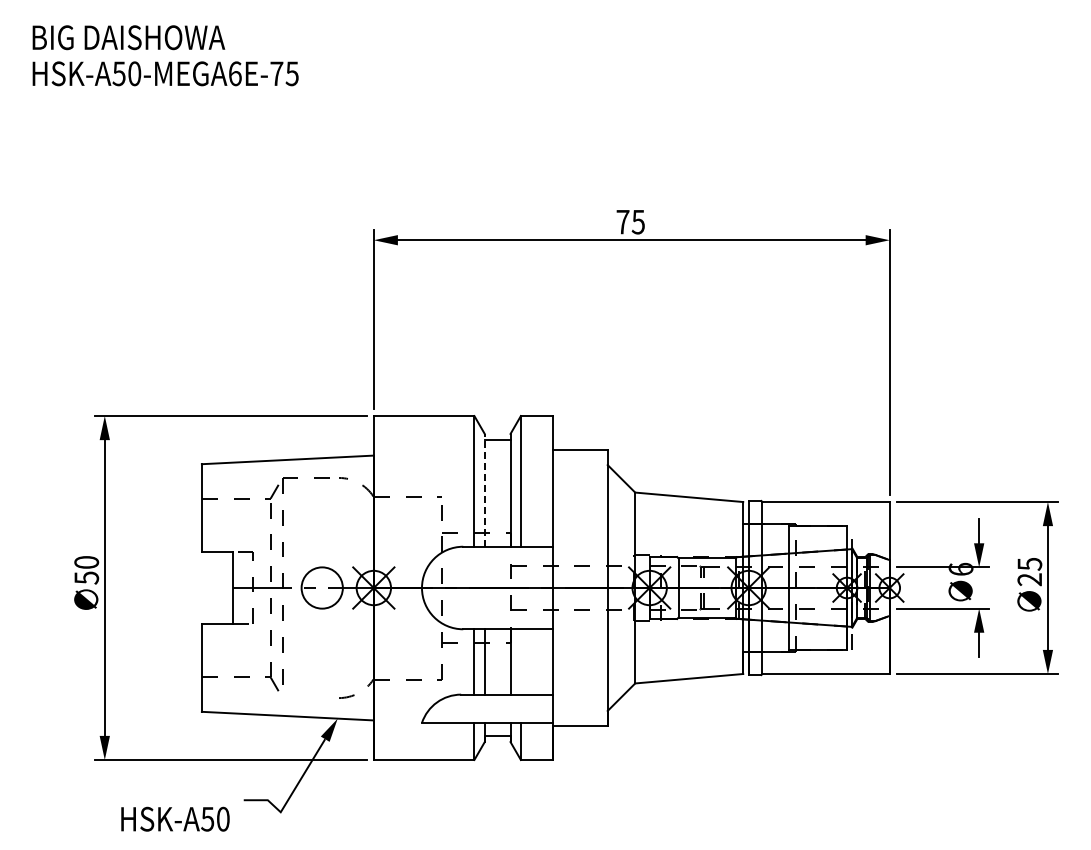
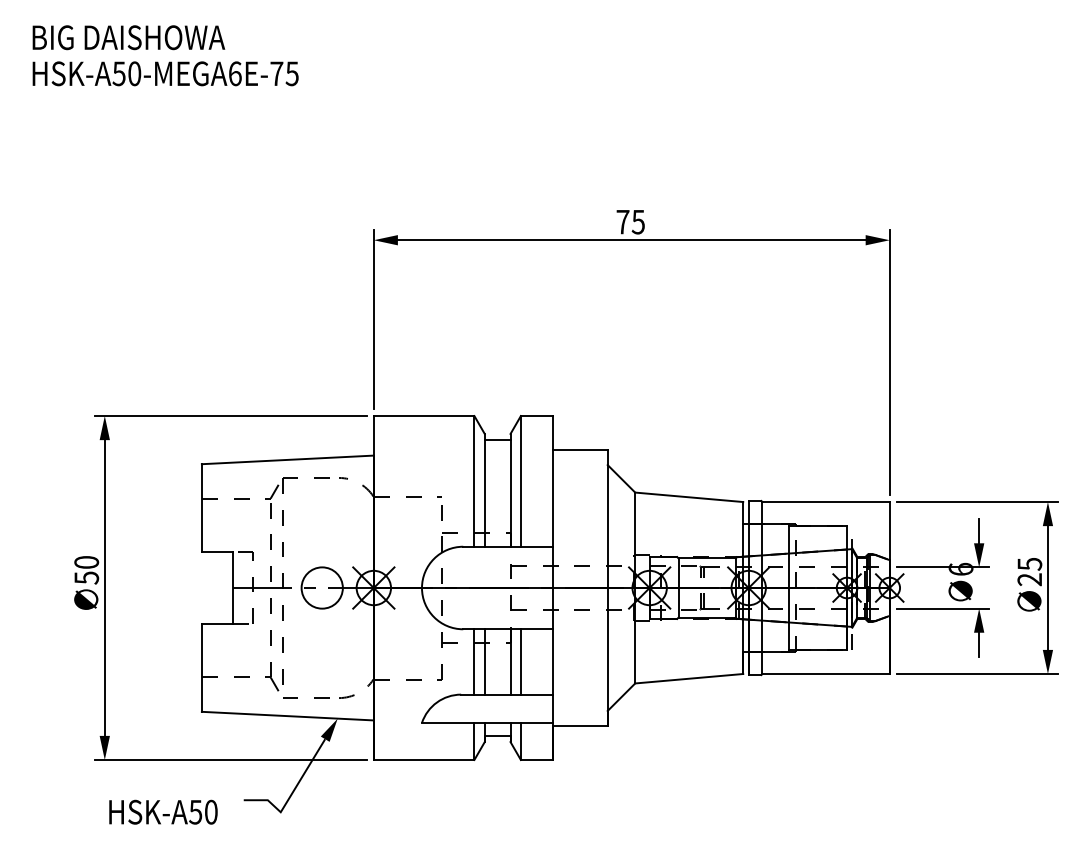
line: dashed -> solid (484, 489)
line: none -> present (520, 661)
line: none -> present (314, 697)
text position: (175, 818) -> (163, 811) (163, 811)
